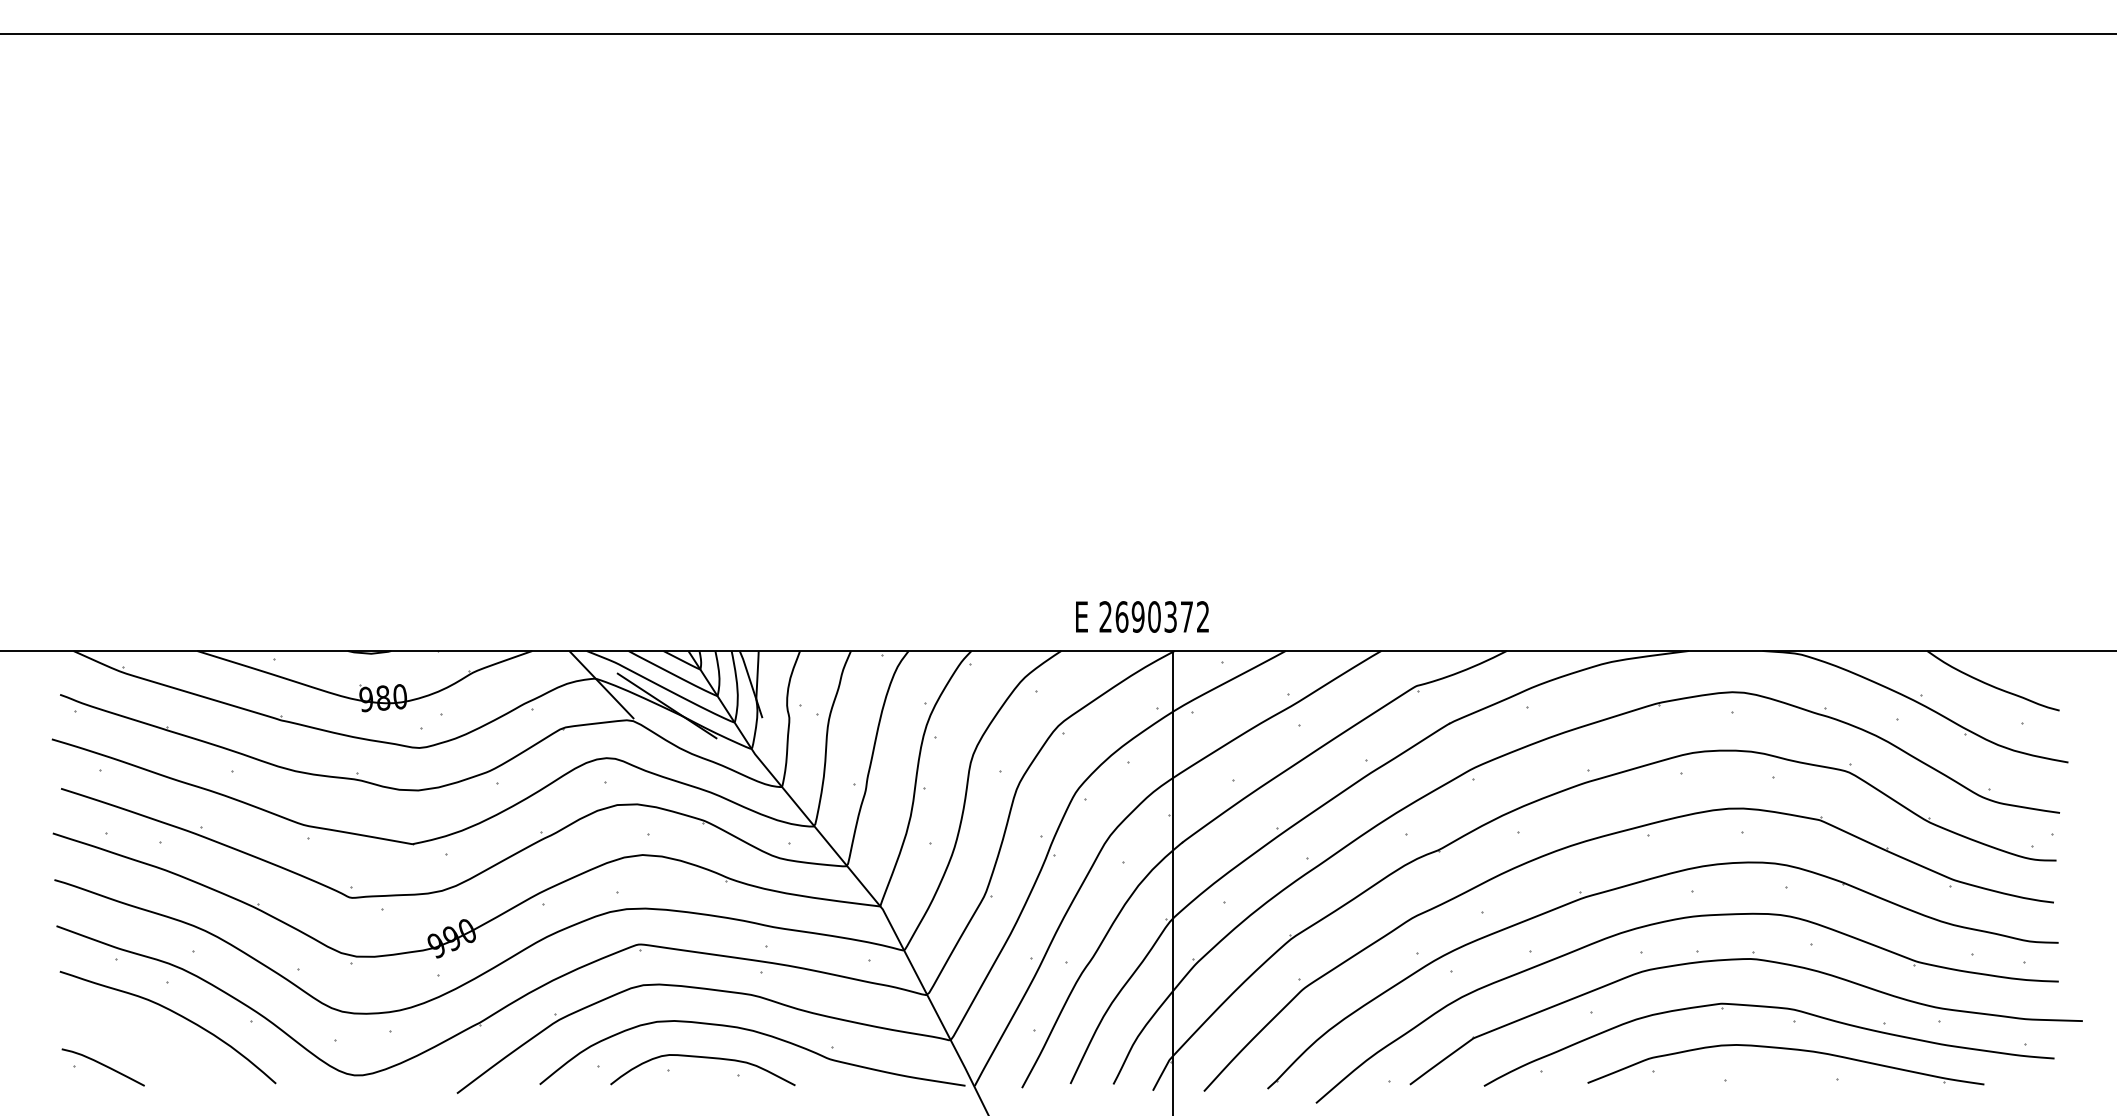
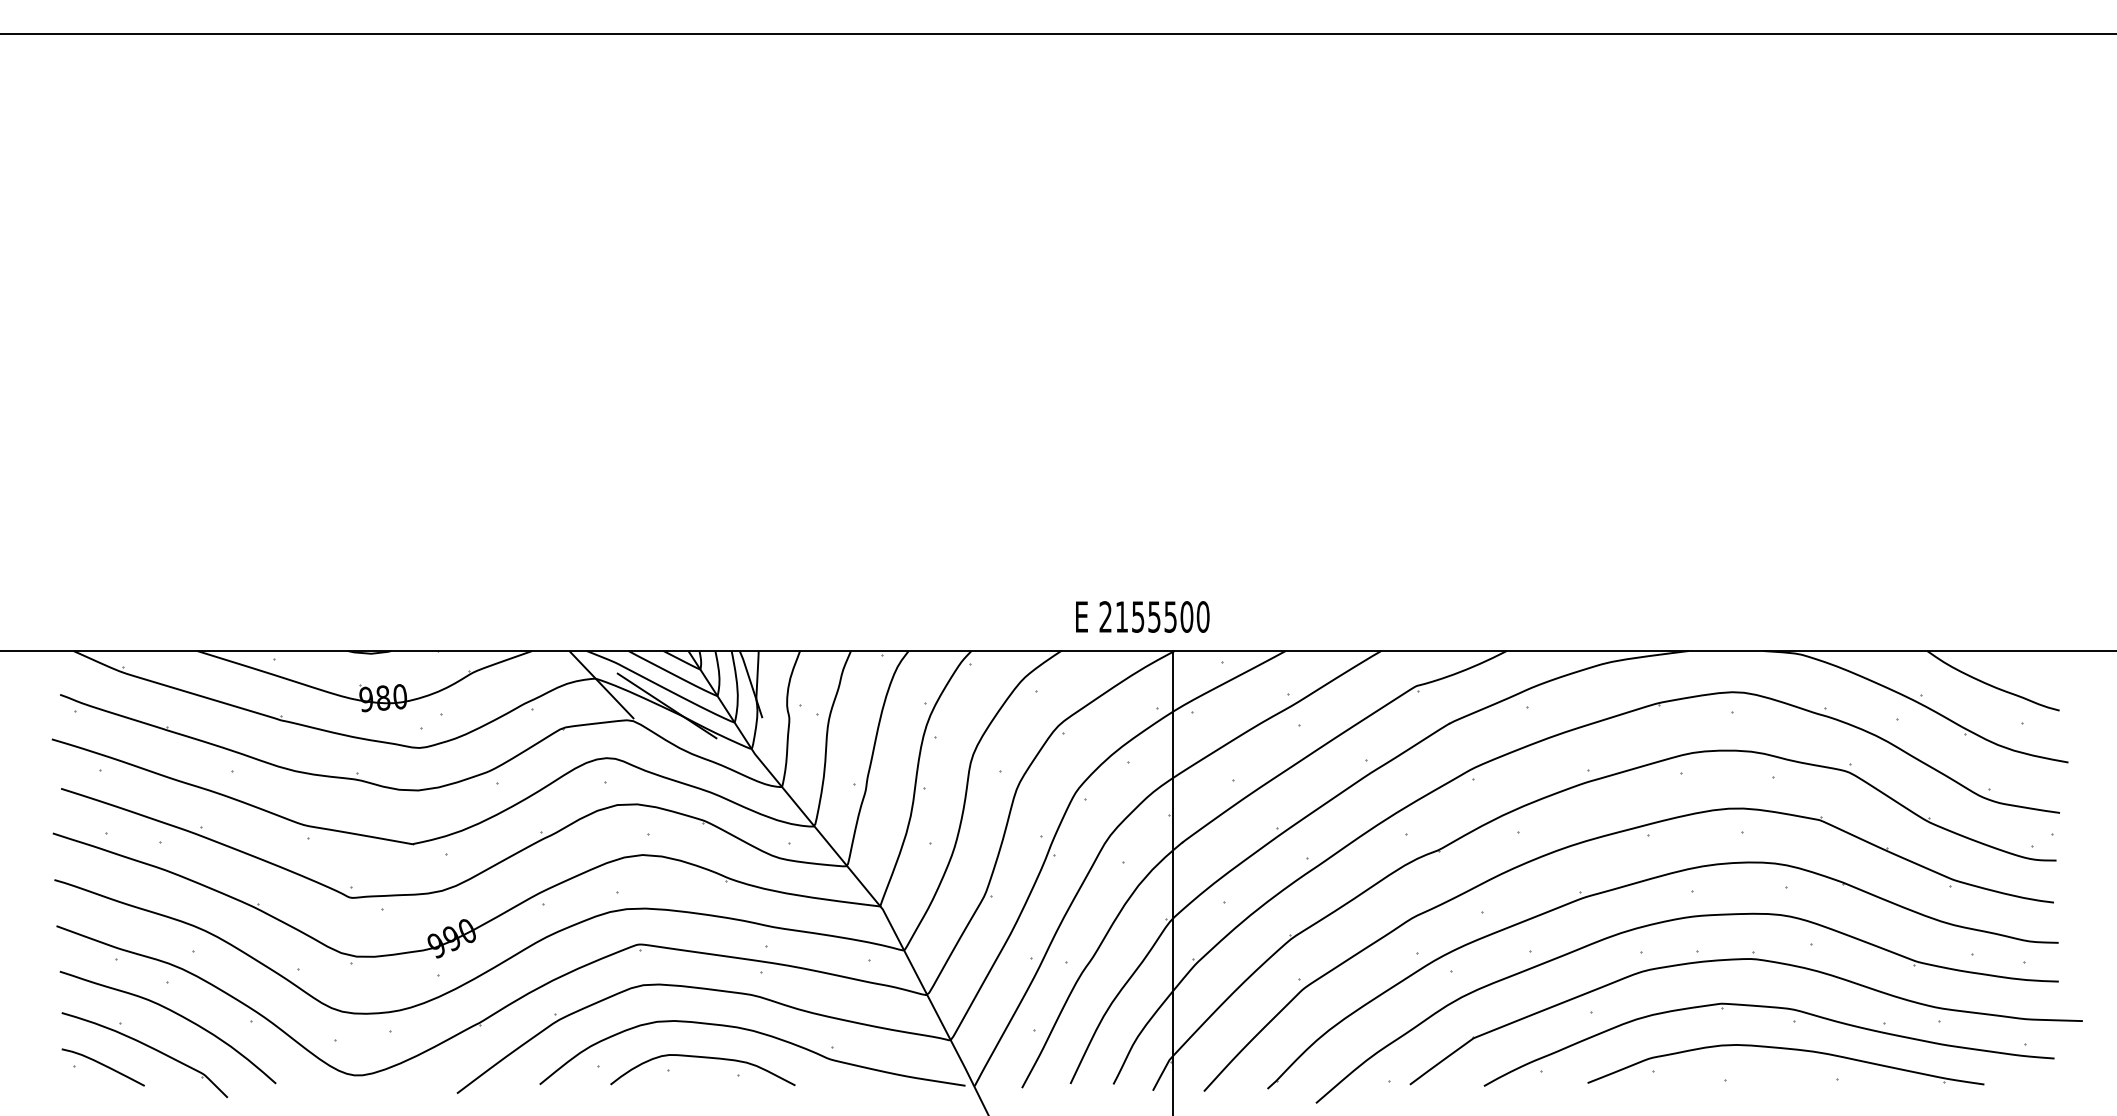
text: 2690372 -> 2155500 (1162, 616)
part: none -> present (148, 1047)
